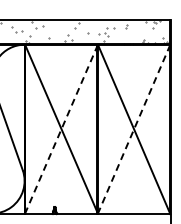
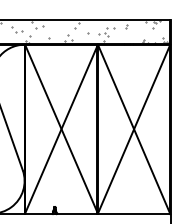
line: dashed -> solid (61, 129)
line: dashed -> solid (134, 129)
